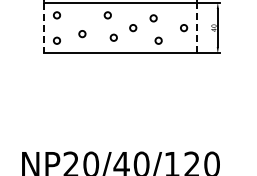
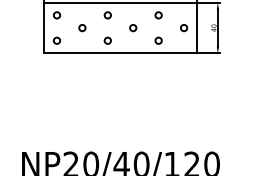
circle position: (153, 18) -> (158, 15) (158, 15)
line: dashed -> solid (196, 27)
line: dashed -> solid (44, 28)
circle position: (82, 34) -> (82, 28) (82, 28)
circle position: (113, 37) -> (107, 40) (107, 40)
